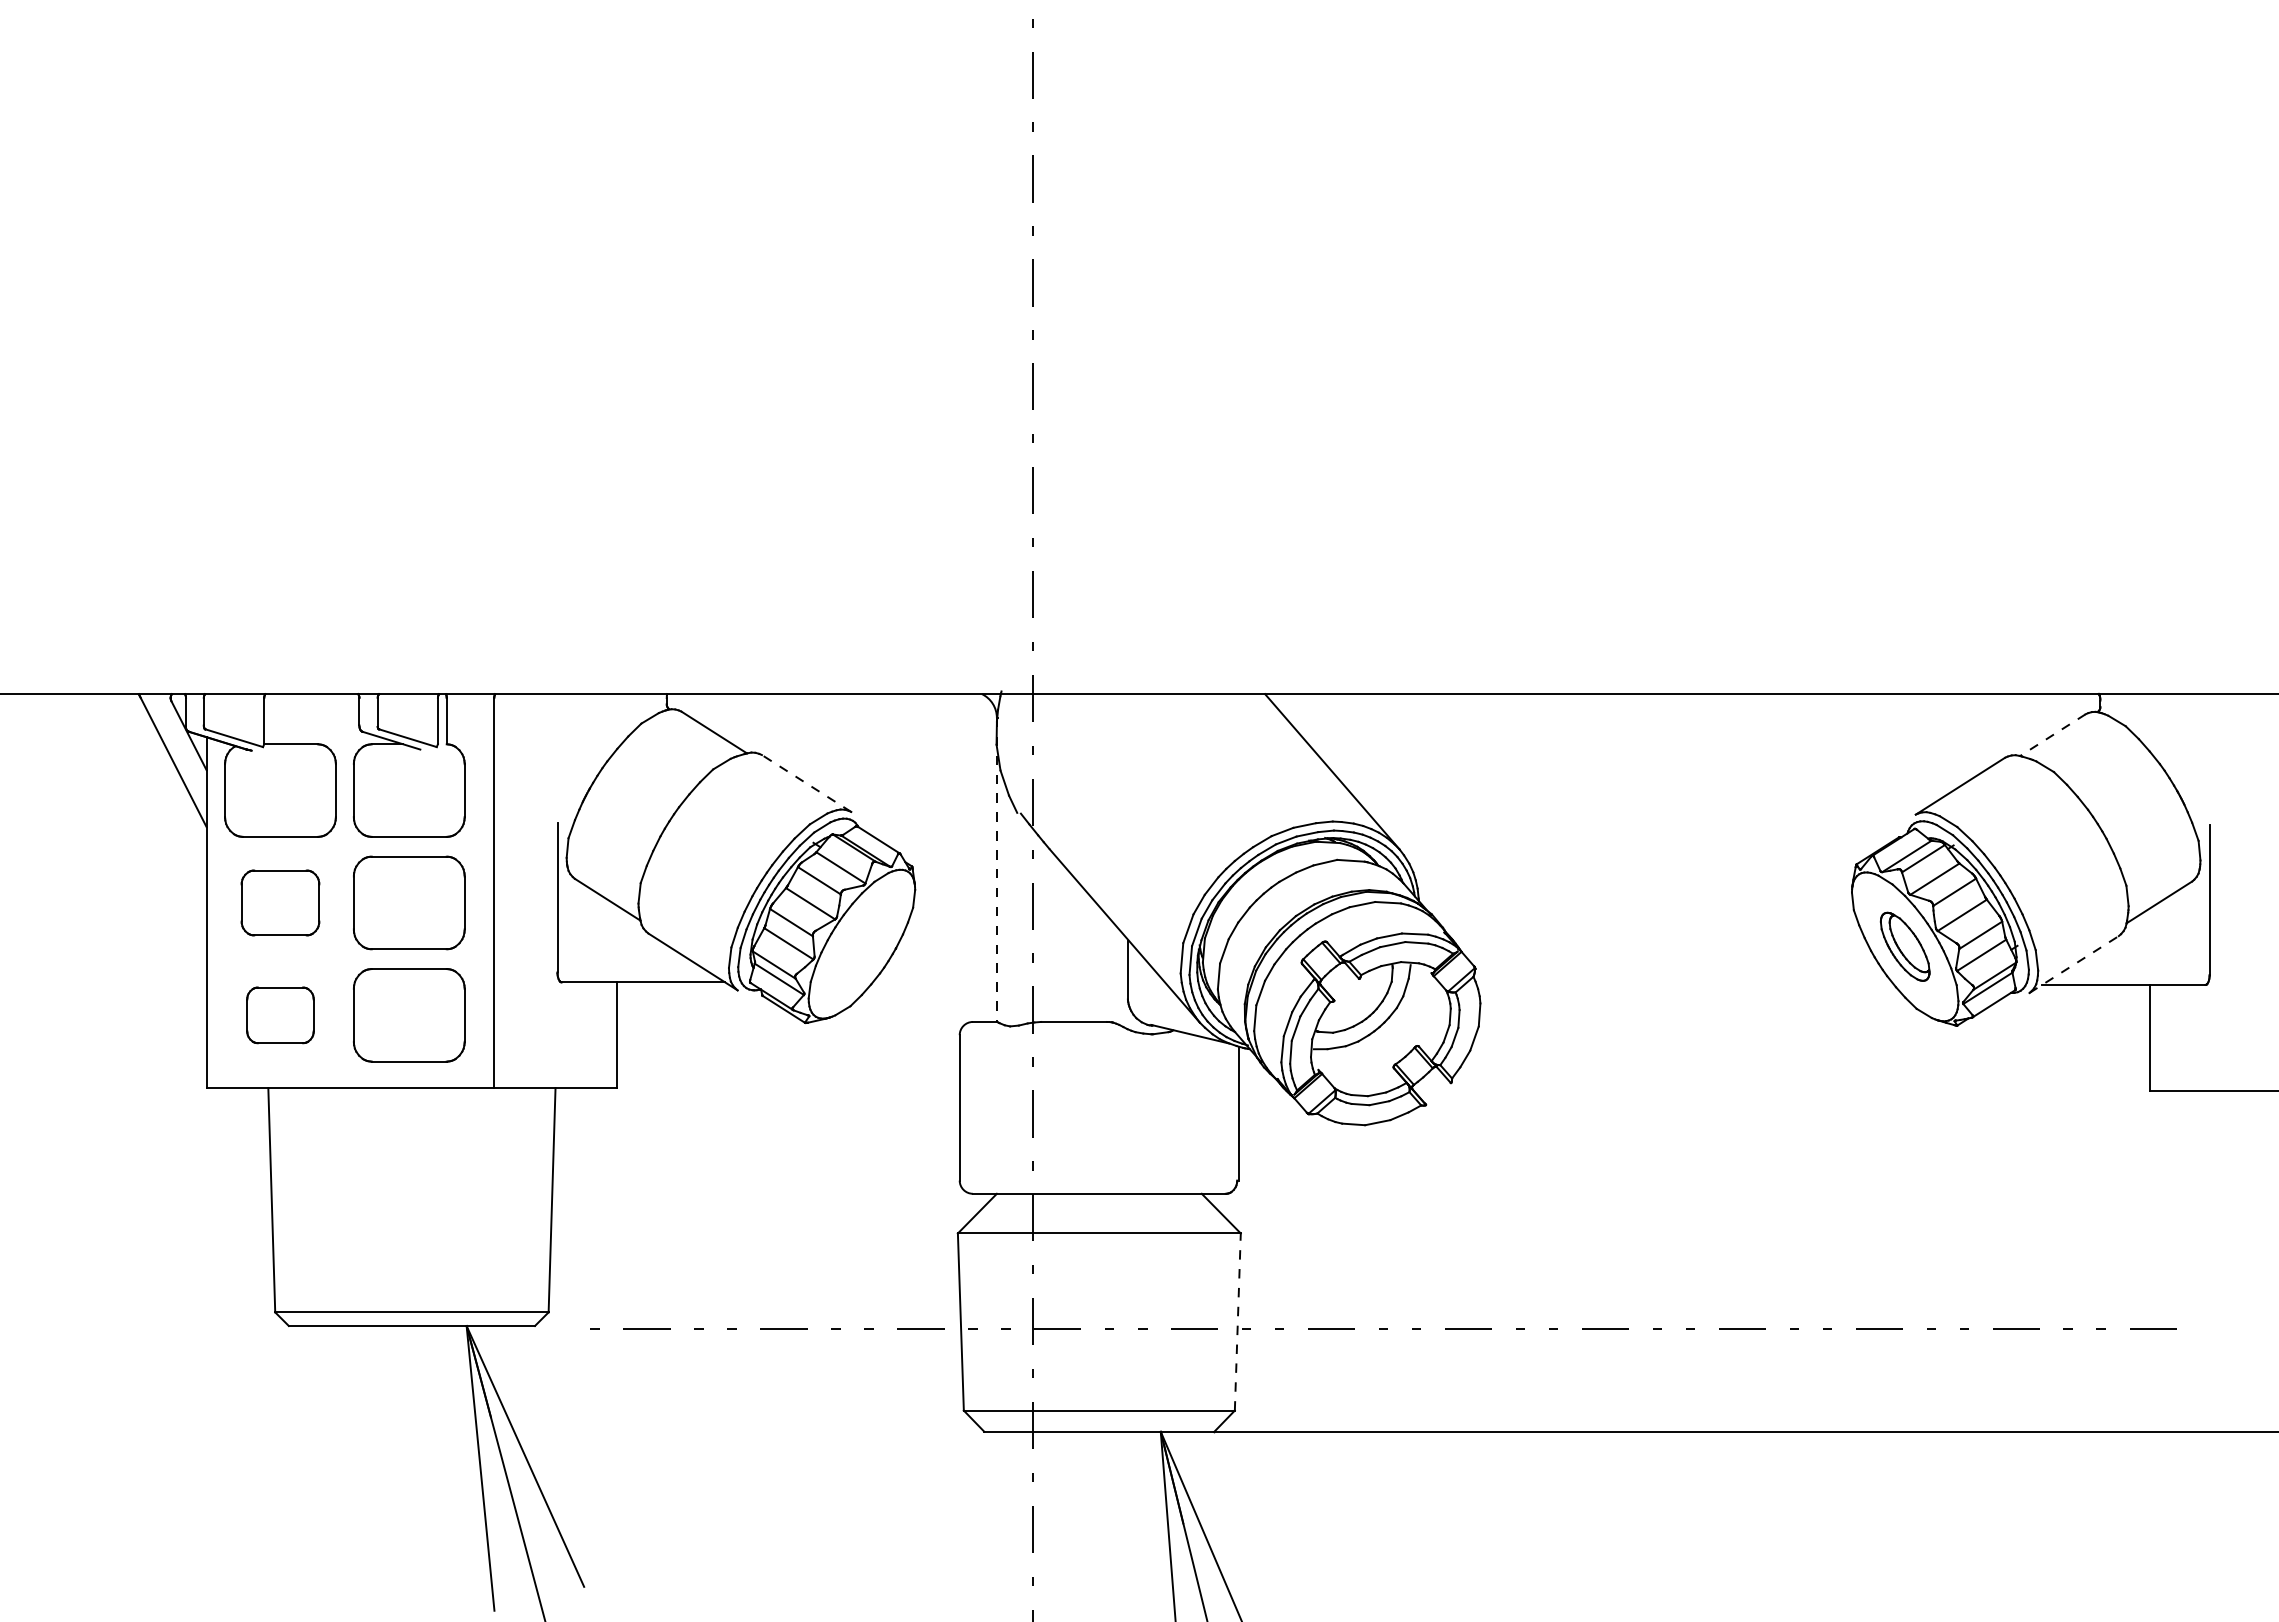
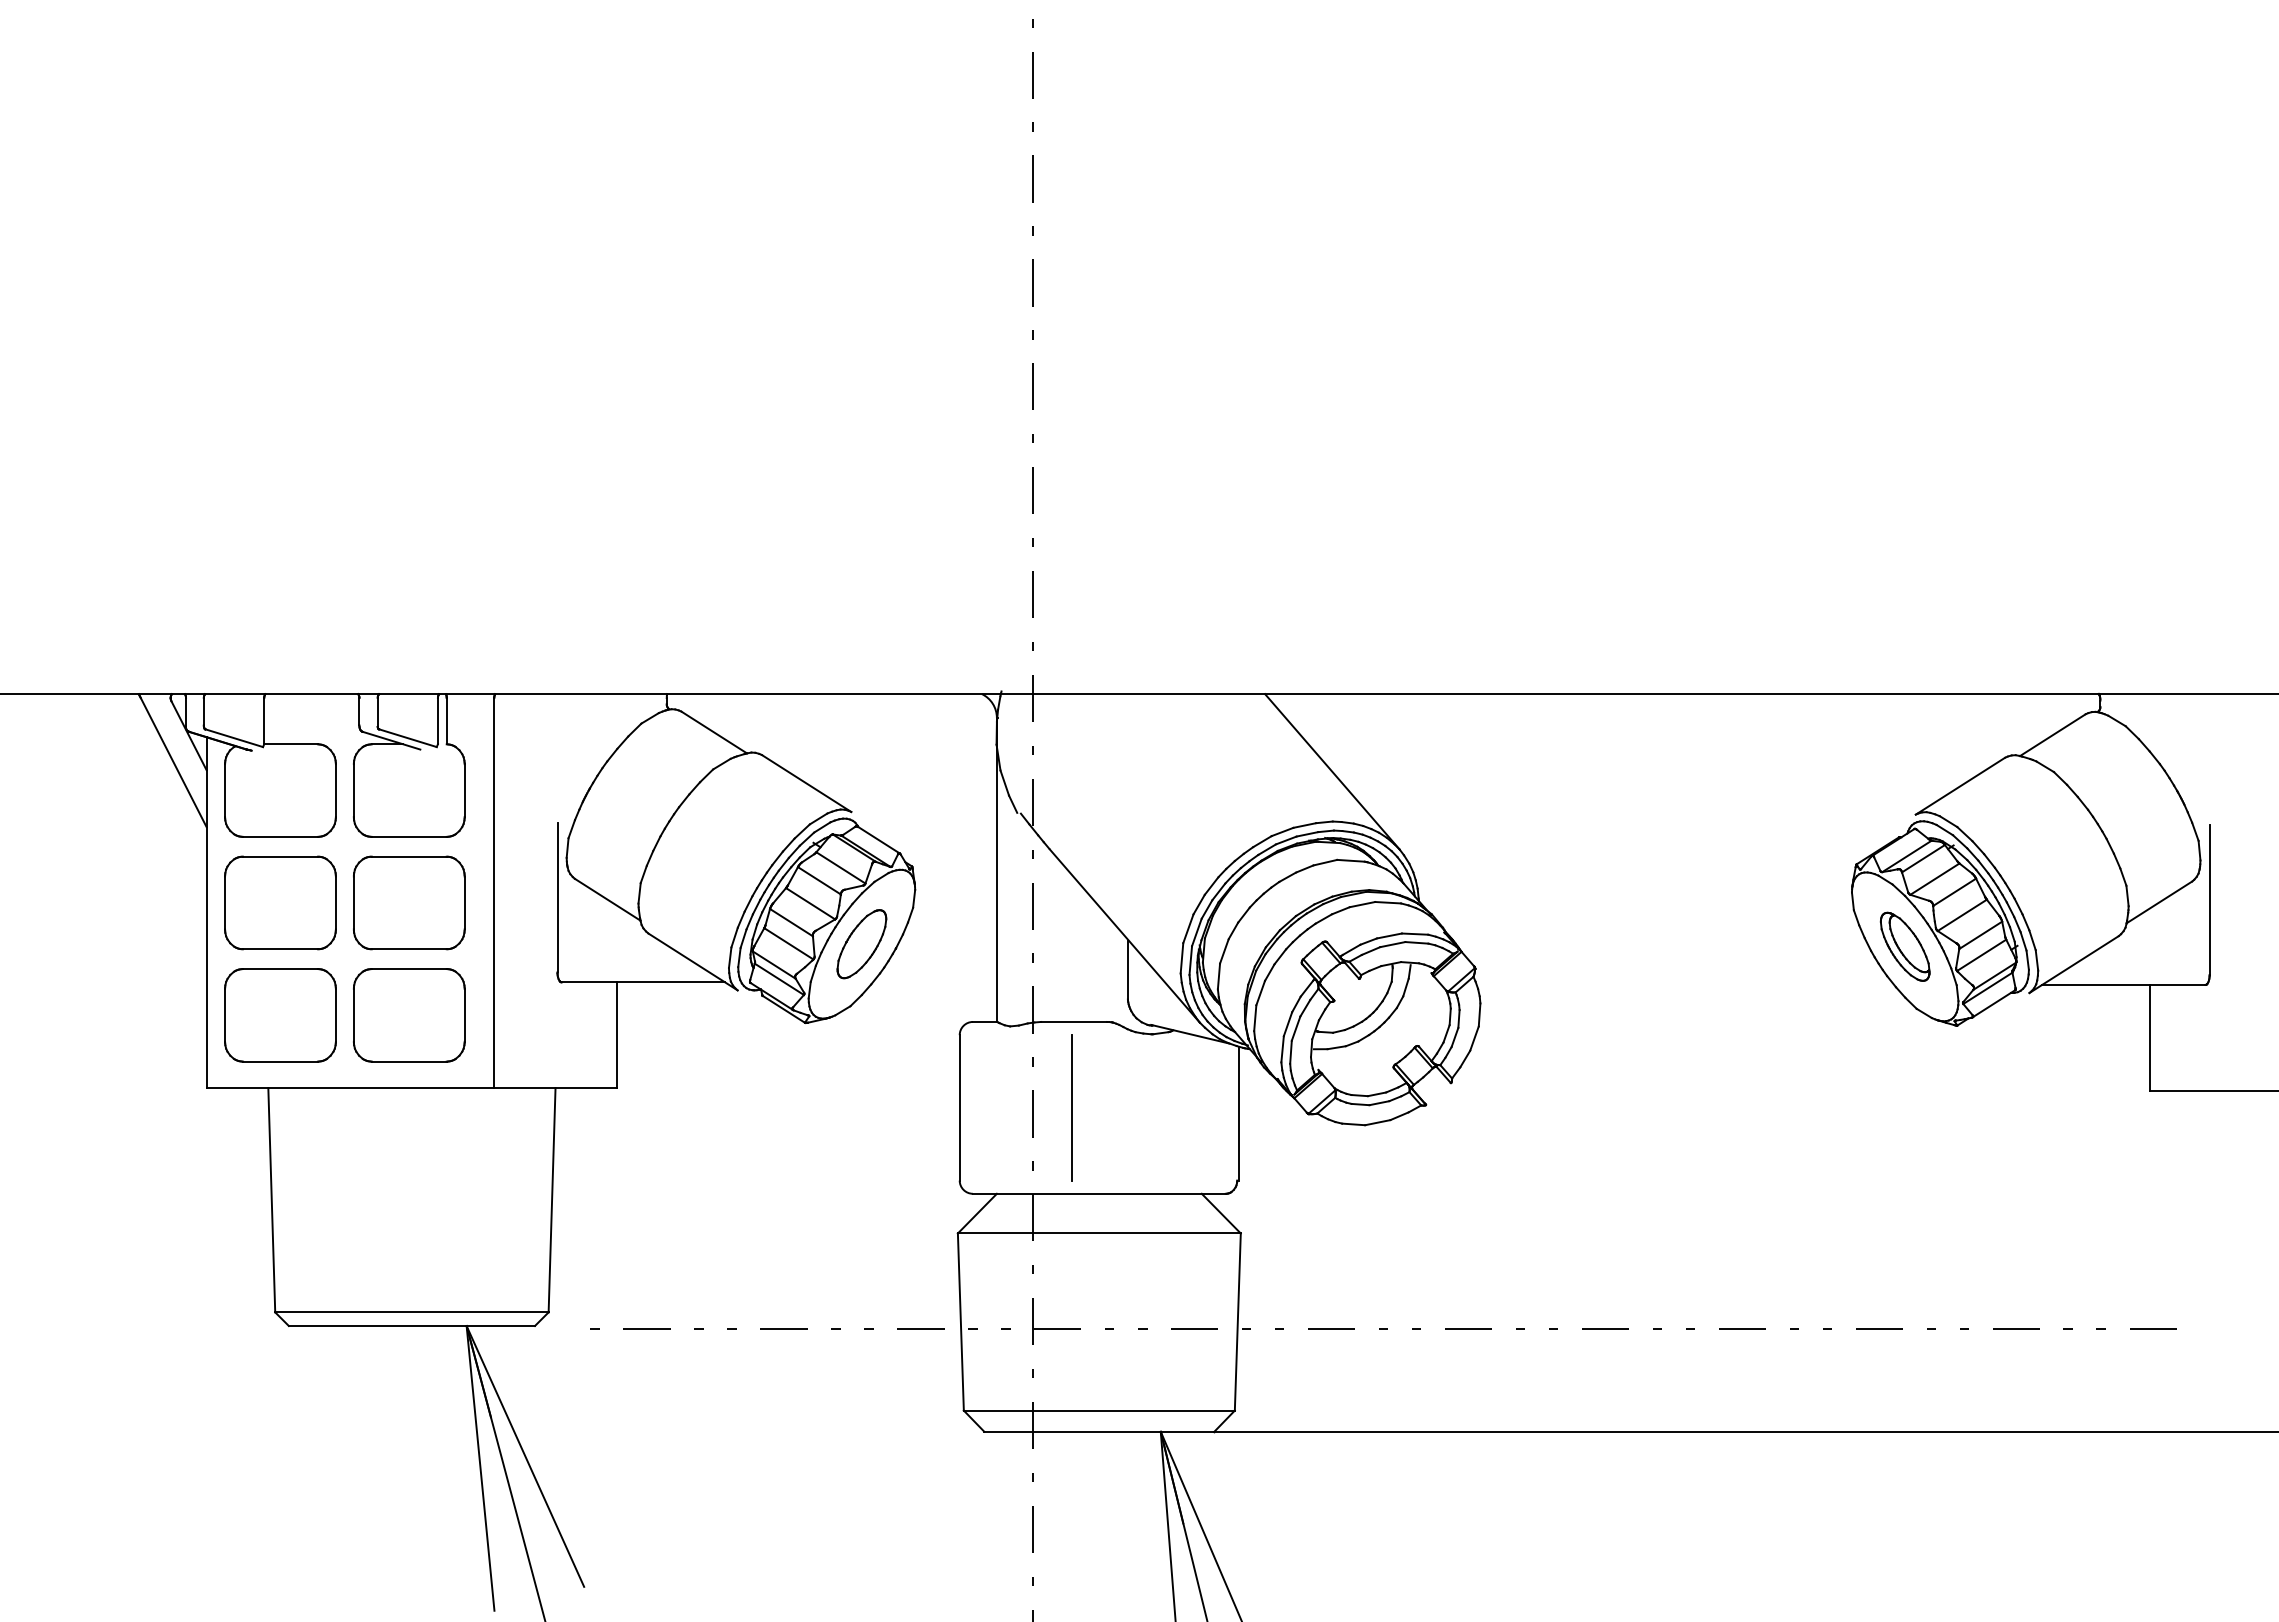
line: dashed -> solid (2052, 735)
line: dashed -> solid (806, 783)
line: dashed -> solid (996, 870)
part size: 81x68 px -> 113x96 px (280, 902)
part: none -> present (861, 944)
line: dashed -> solid (2074, 964)
part size: 69x59 px -> 113x95 px (280, 1015)
line: none -> present (1072, 1107)
line: dashed -> solid (1237, 1322)
